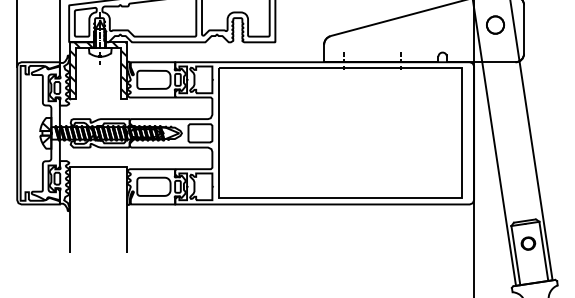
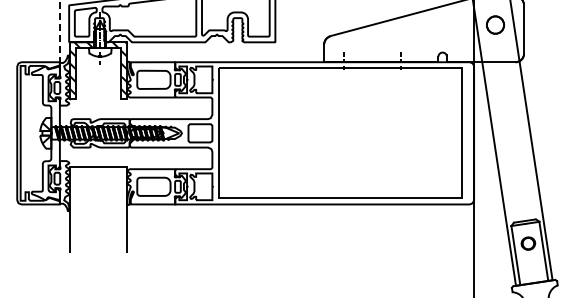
line: solid -> dashed (59, 31)
line: present -> none (17, 34)
